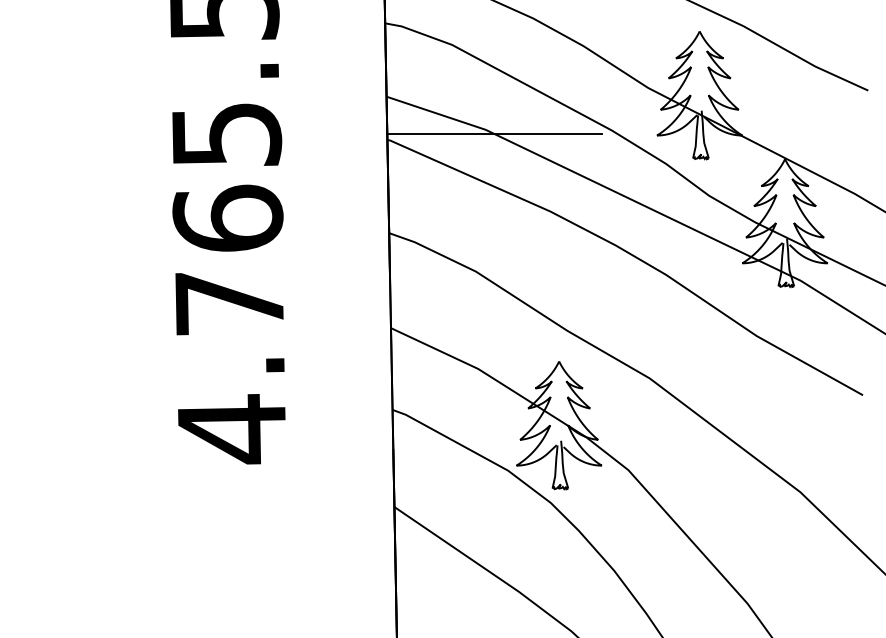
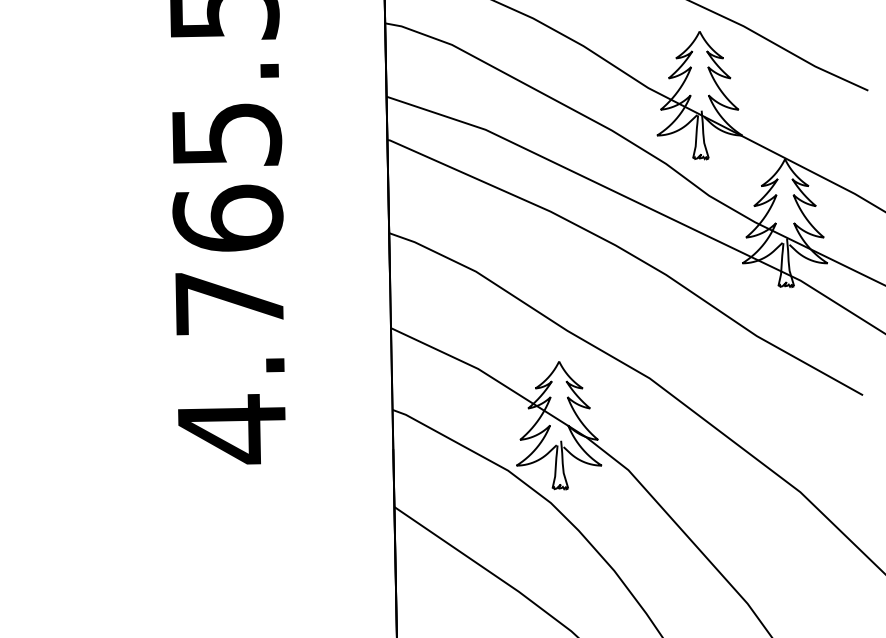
line: present -> none (494, 133)
